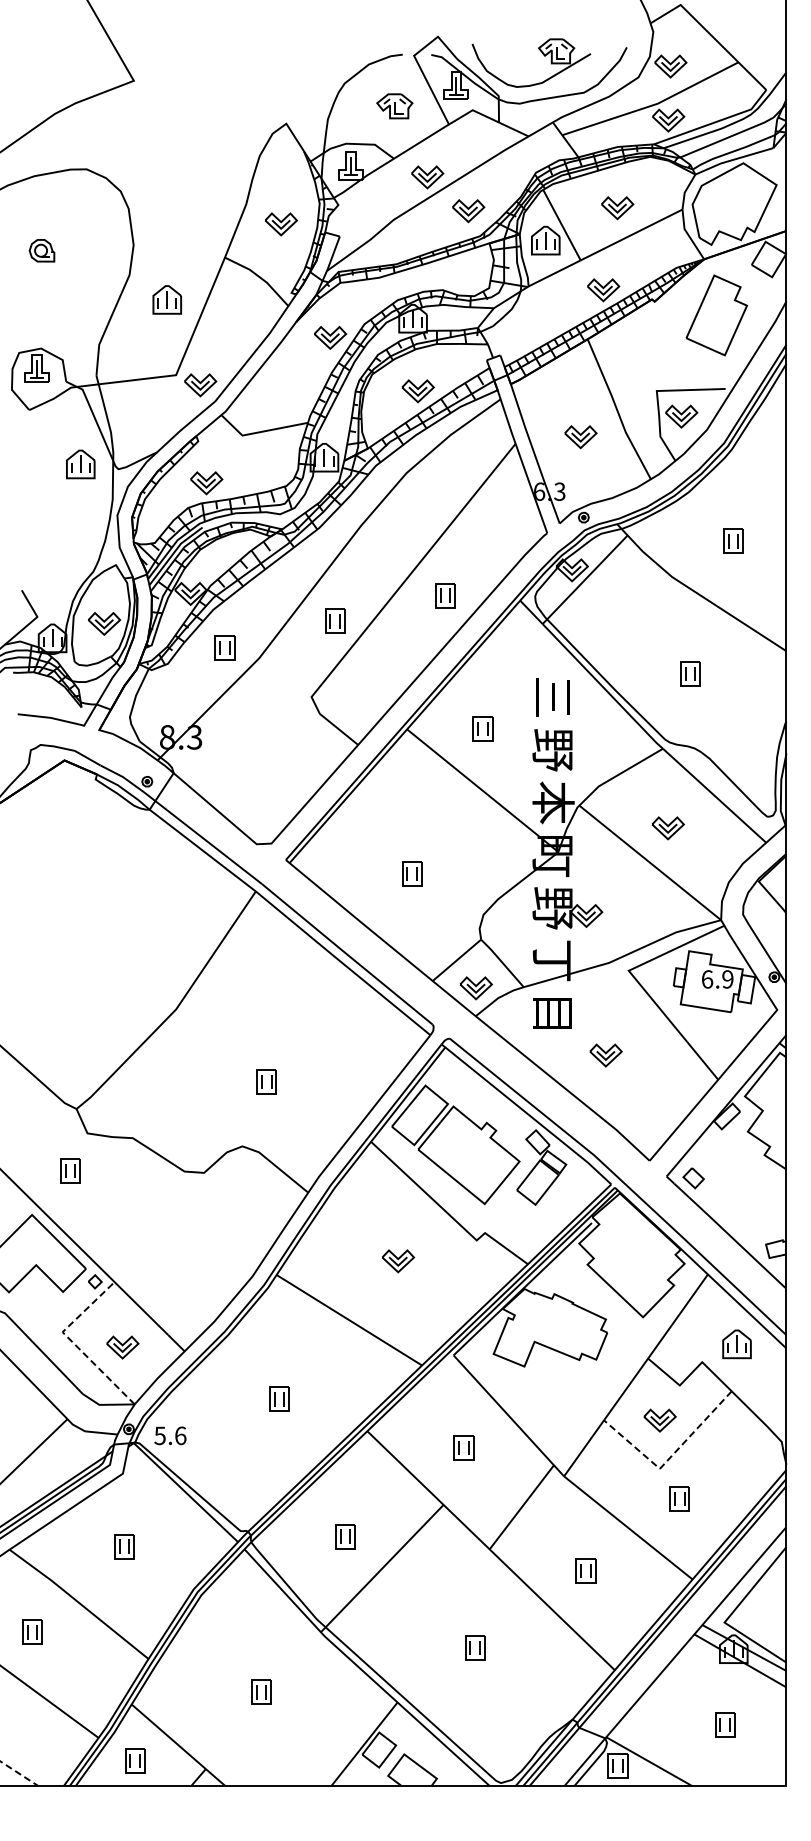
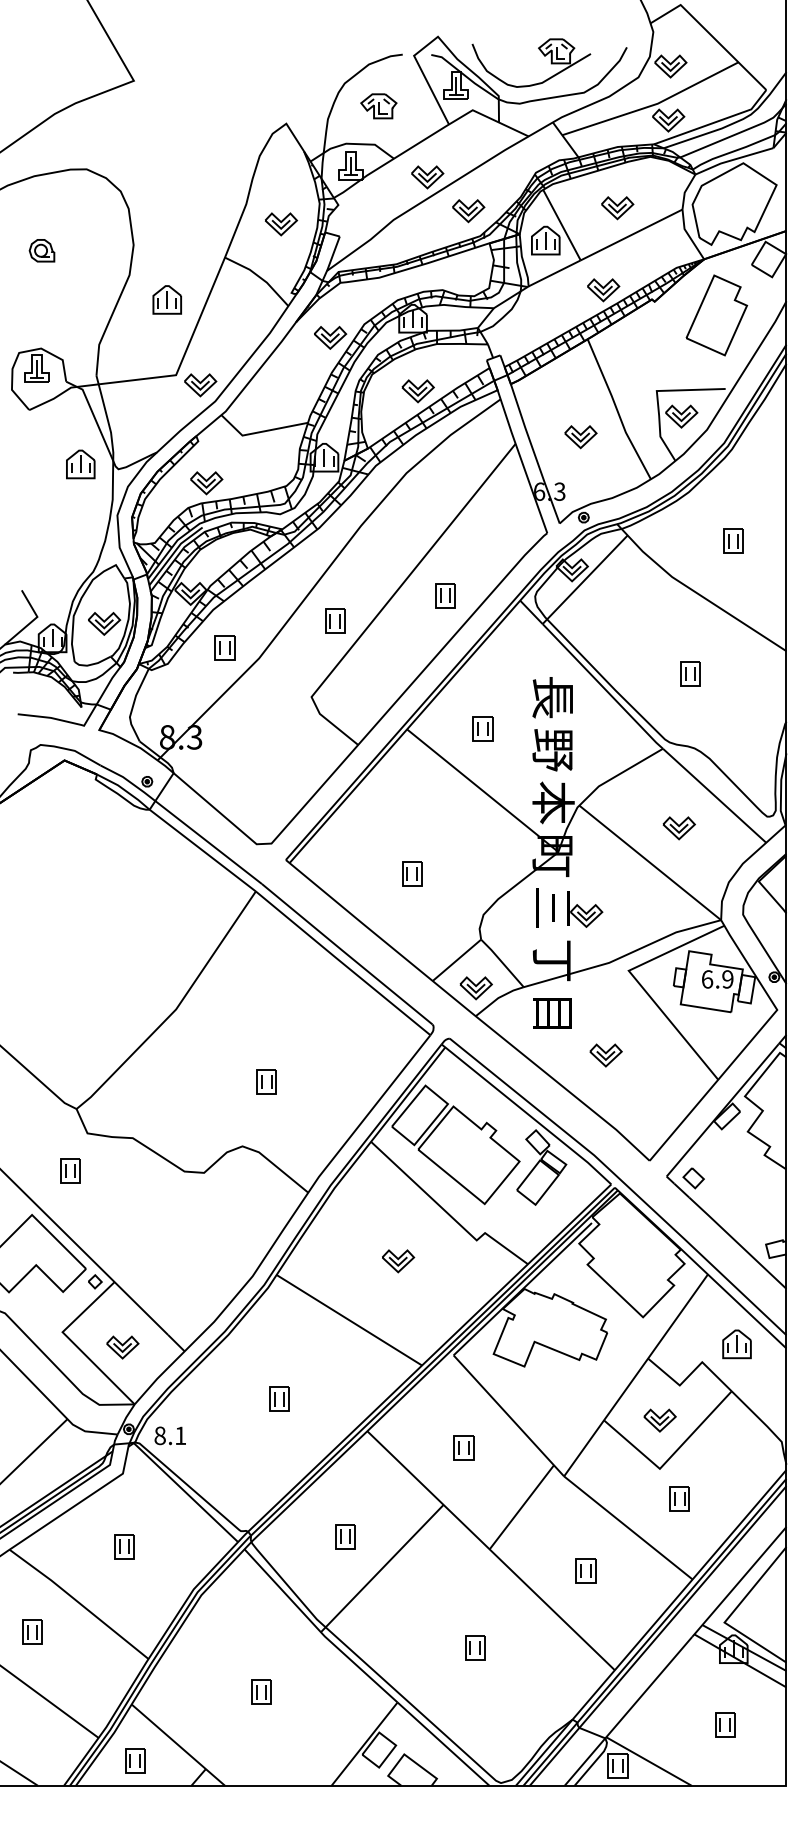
part position: (394, 106) -> (378, 106) (378, 106)
text: 三 -> 長 (552, 697)
part position: (667, 828) -> (678, 828) (678, 828)
text: 野 -> 三 (552, 908)
line: dashed -> solid (72, 1342)
text: 5.6 -> 8.1 (170, 1435)
line: dashed -> solid (670, 1457)
line: dashed -> solid (19, 1773)
